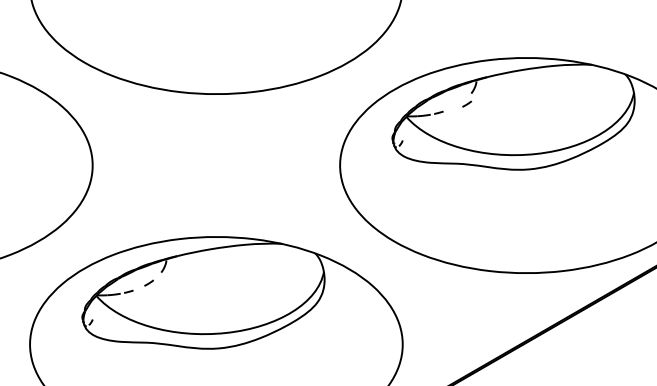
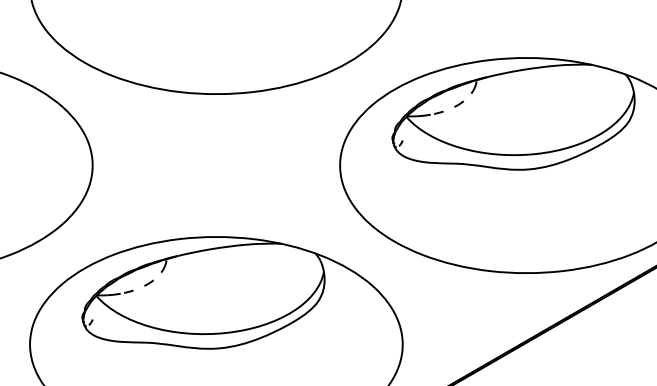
curve position: (467, 103) -> (459, 103) (459, 103)
